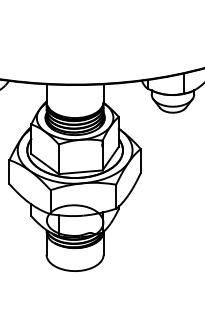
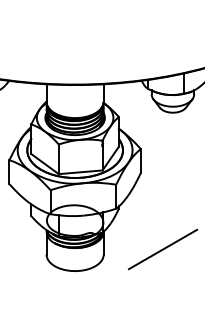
line: none -> present (162, 249)
